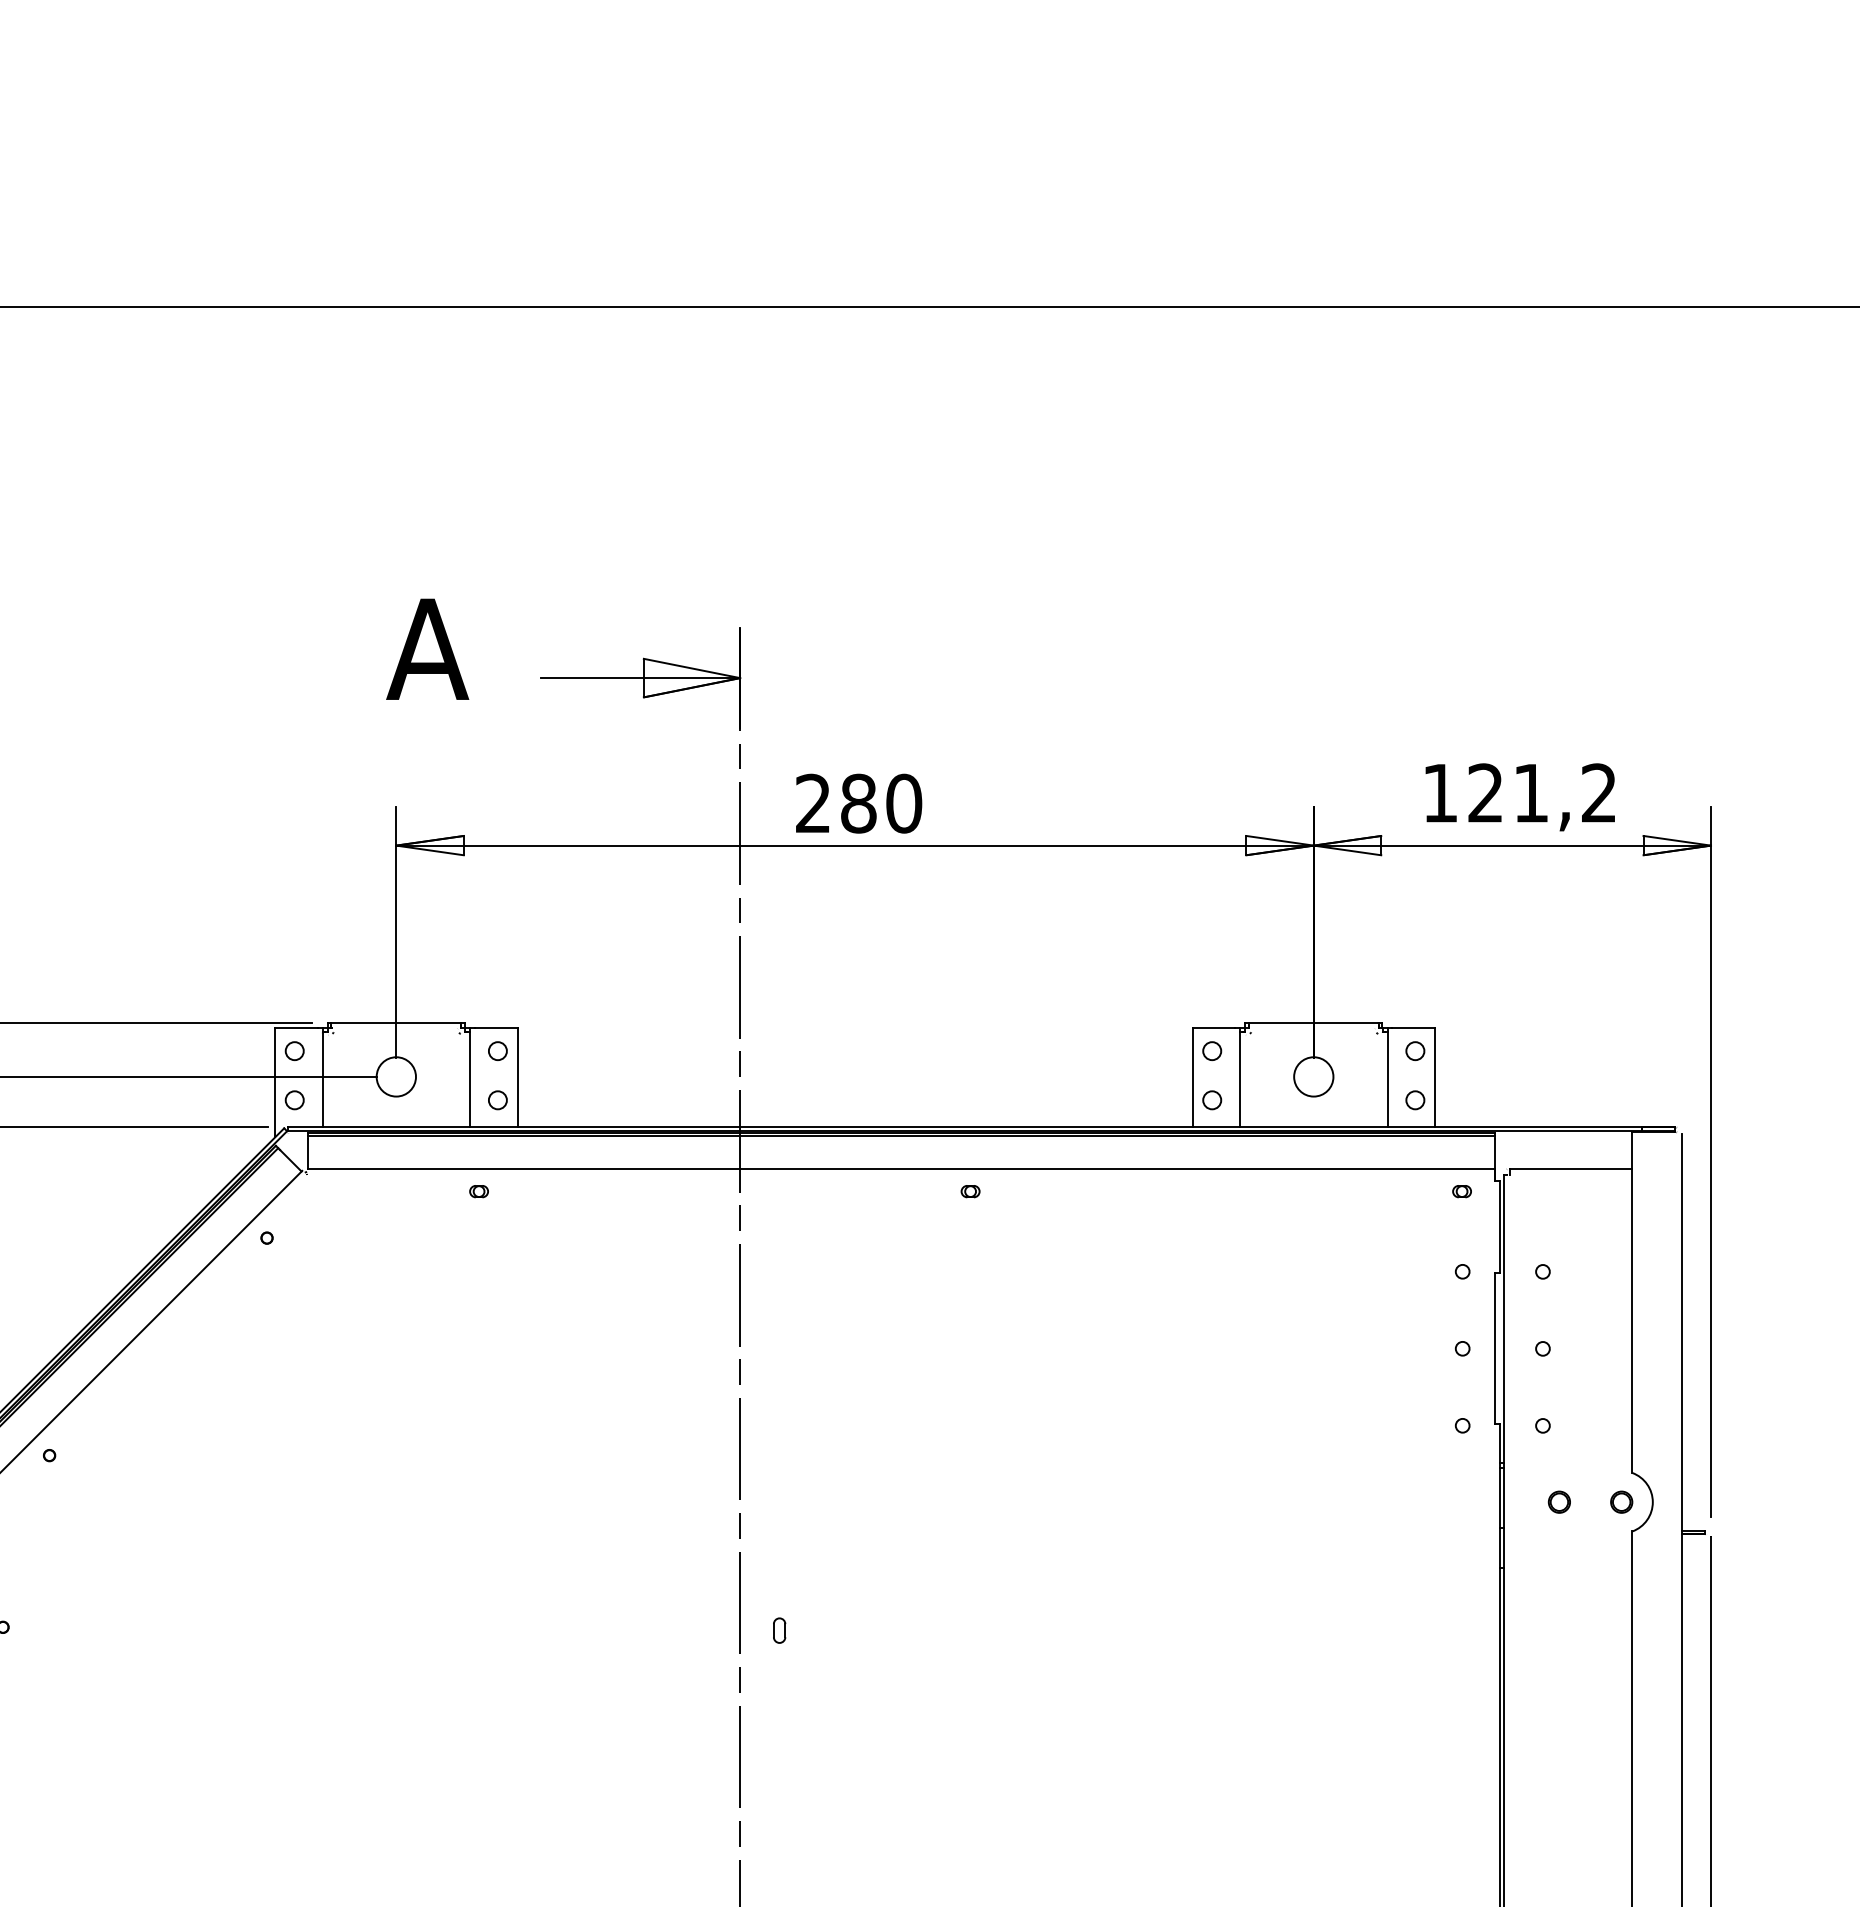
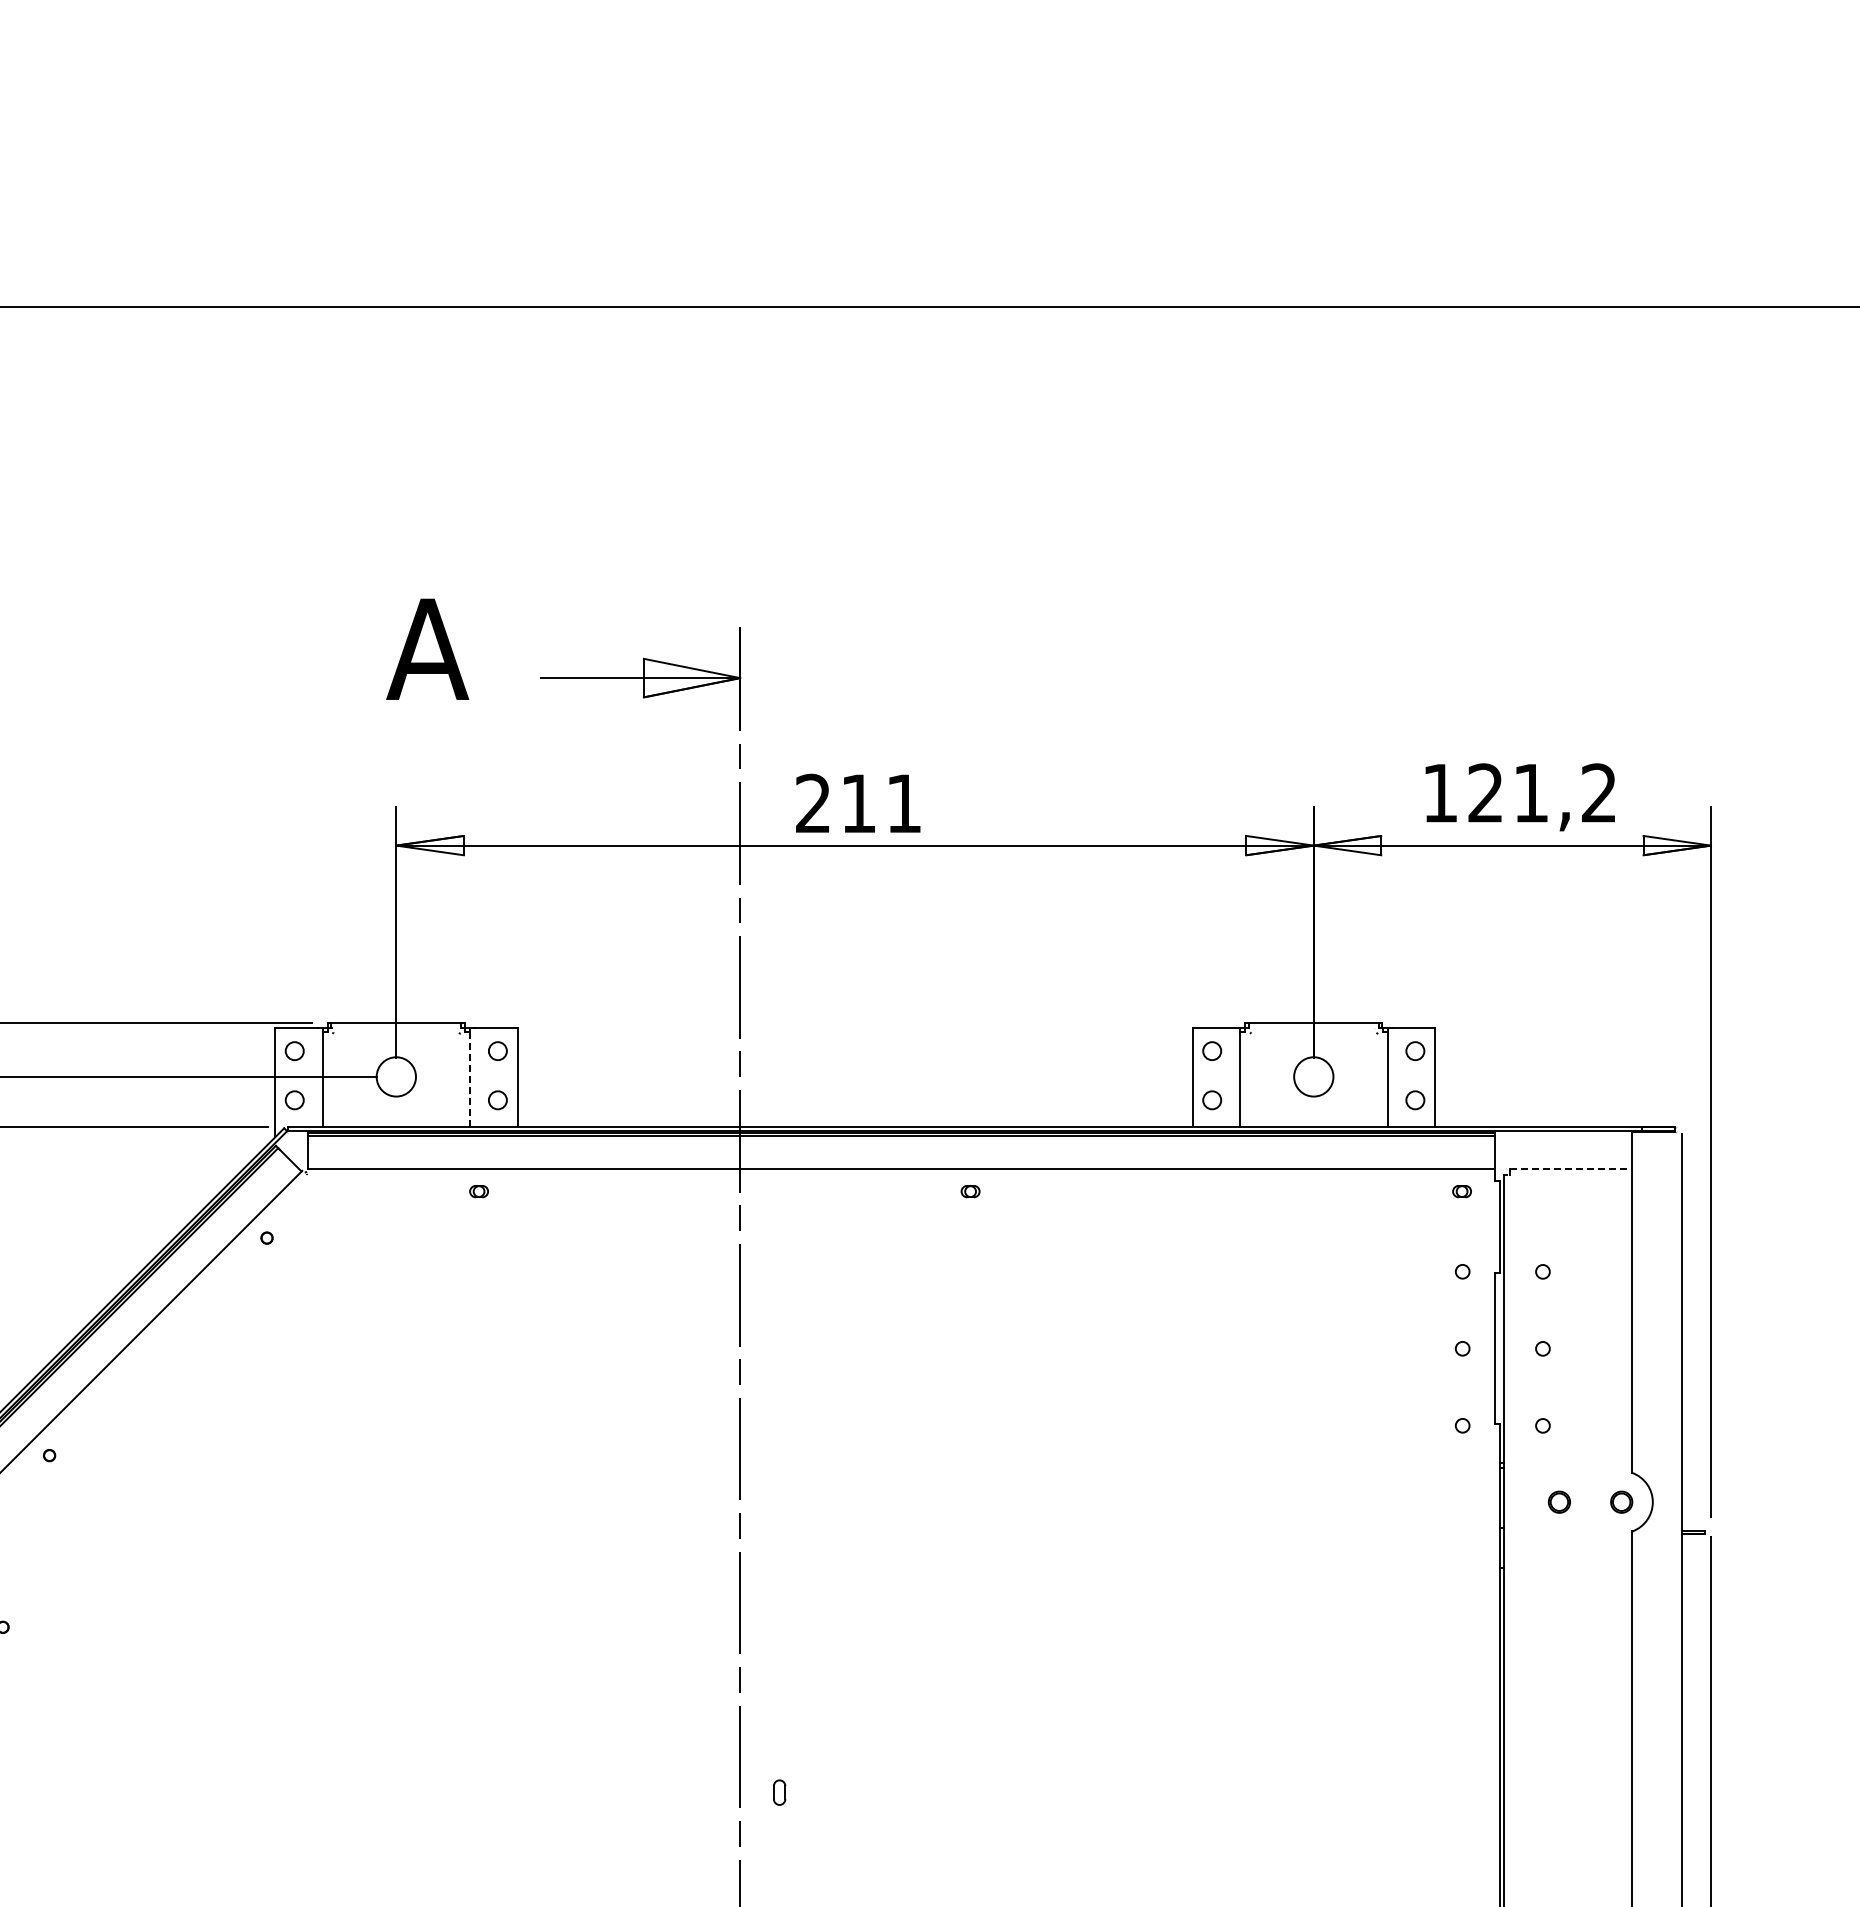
text: 280 -> 211 (881, 803)
line: solid -> dashed (470, 1079)
line: solid -> dashed (1571, 1168)
part position: (779, 1630) -> (779, 1792) (779, 1792)
